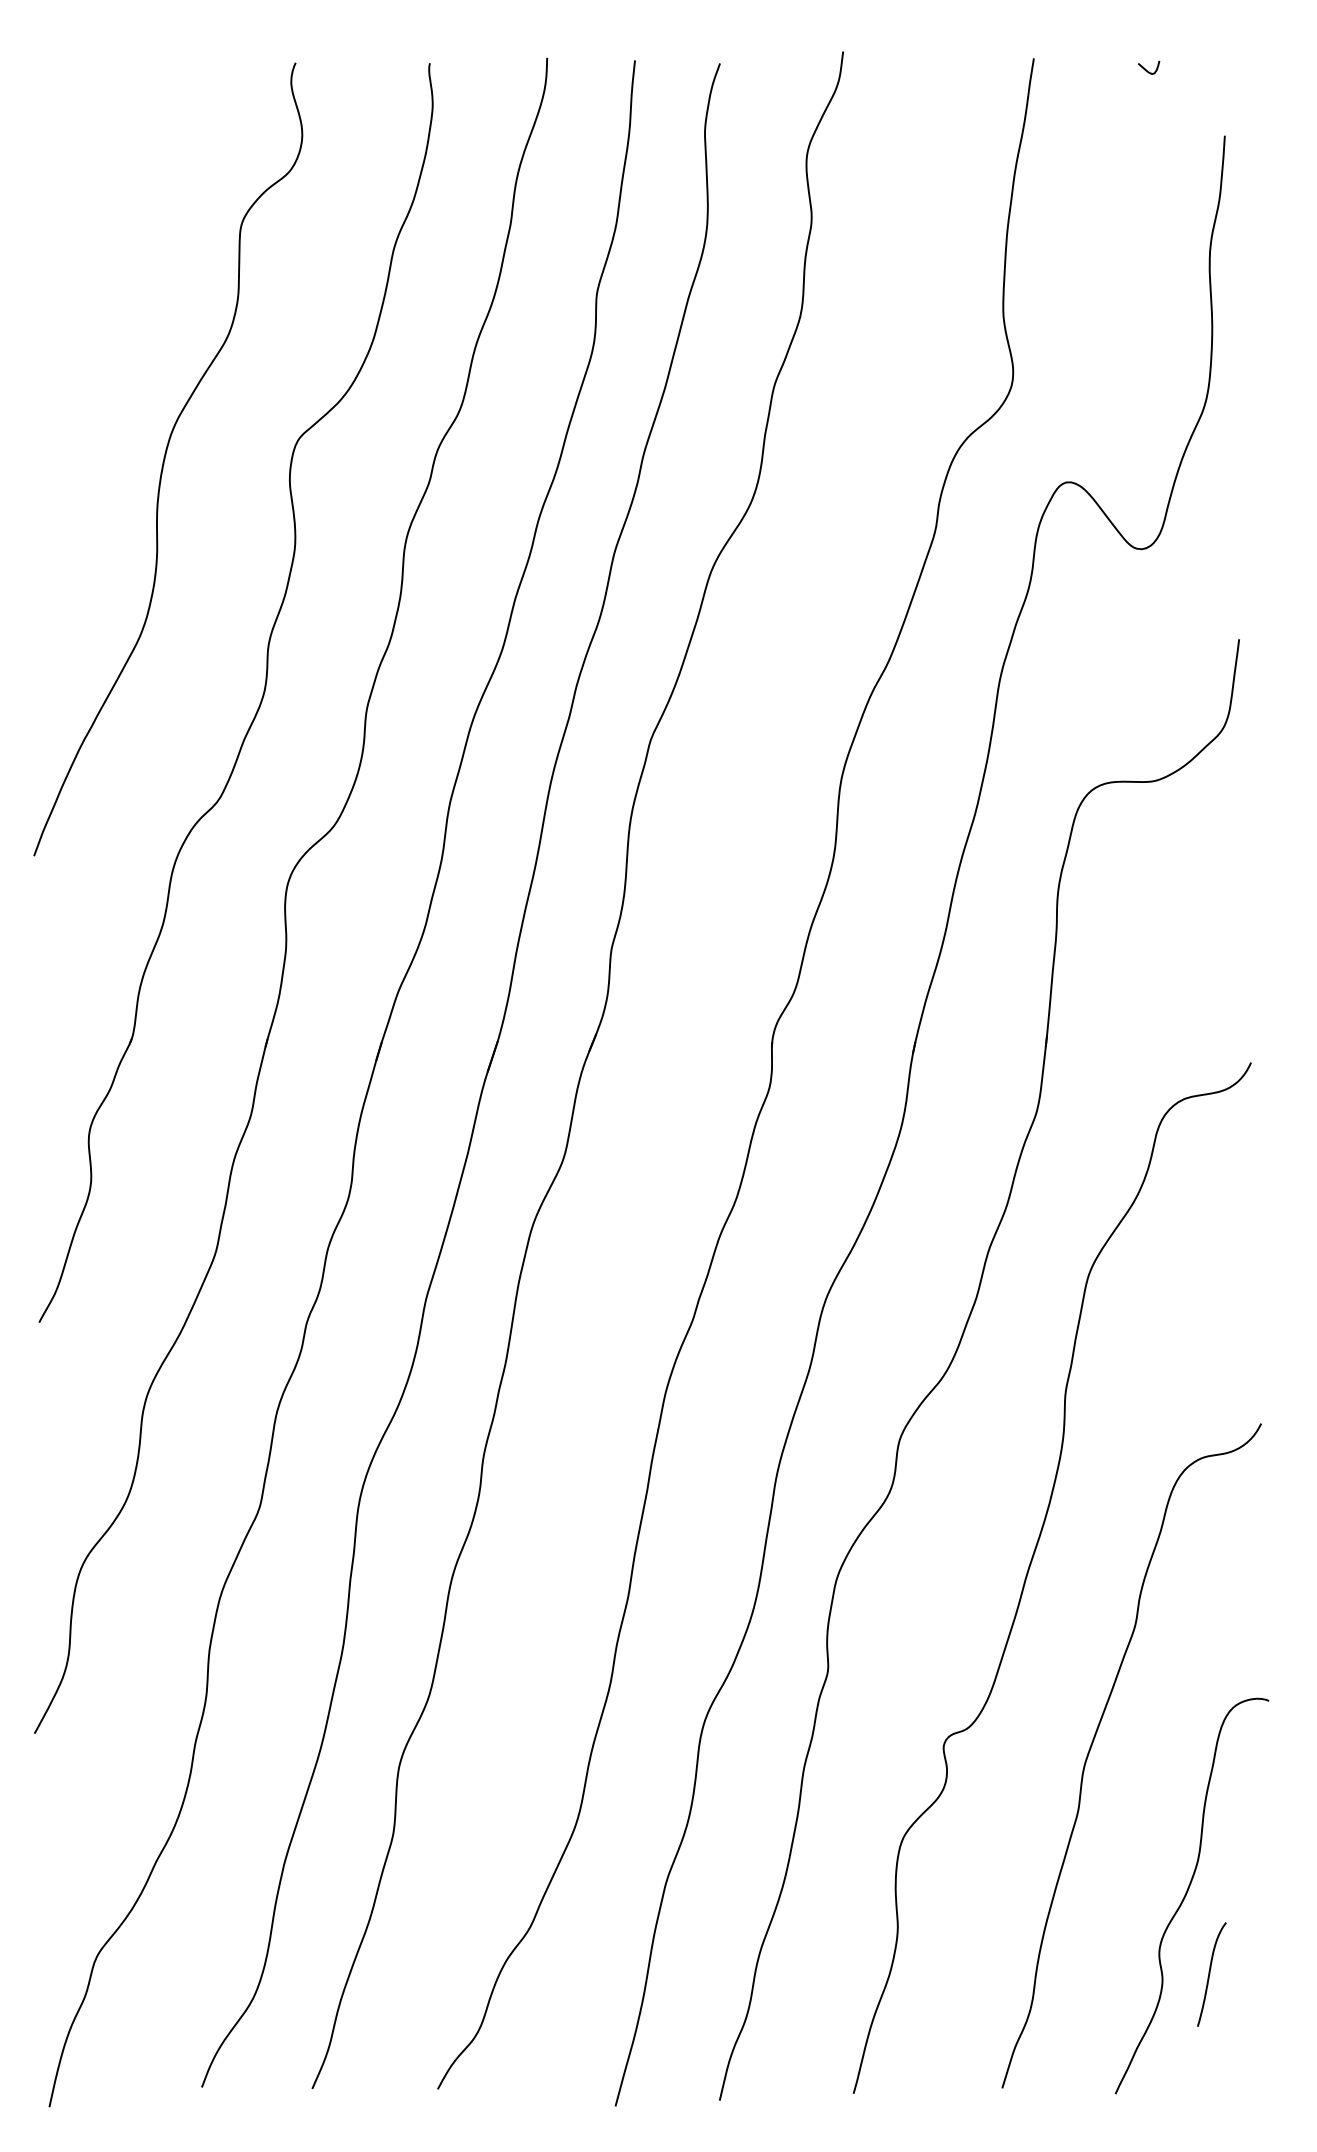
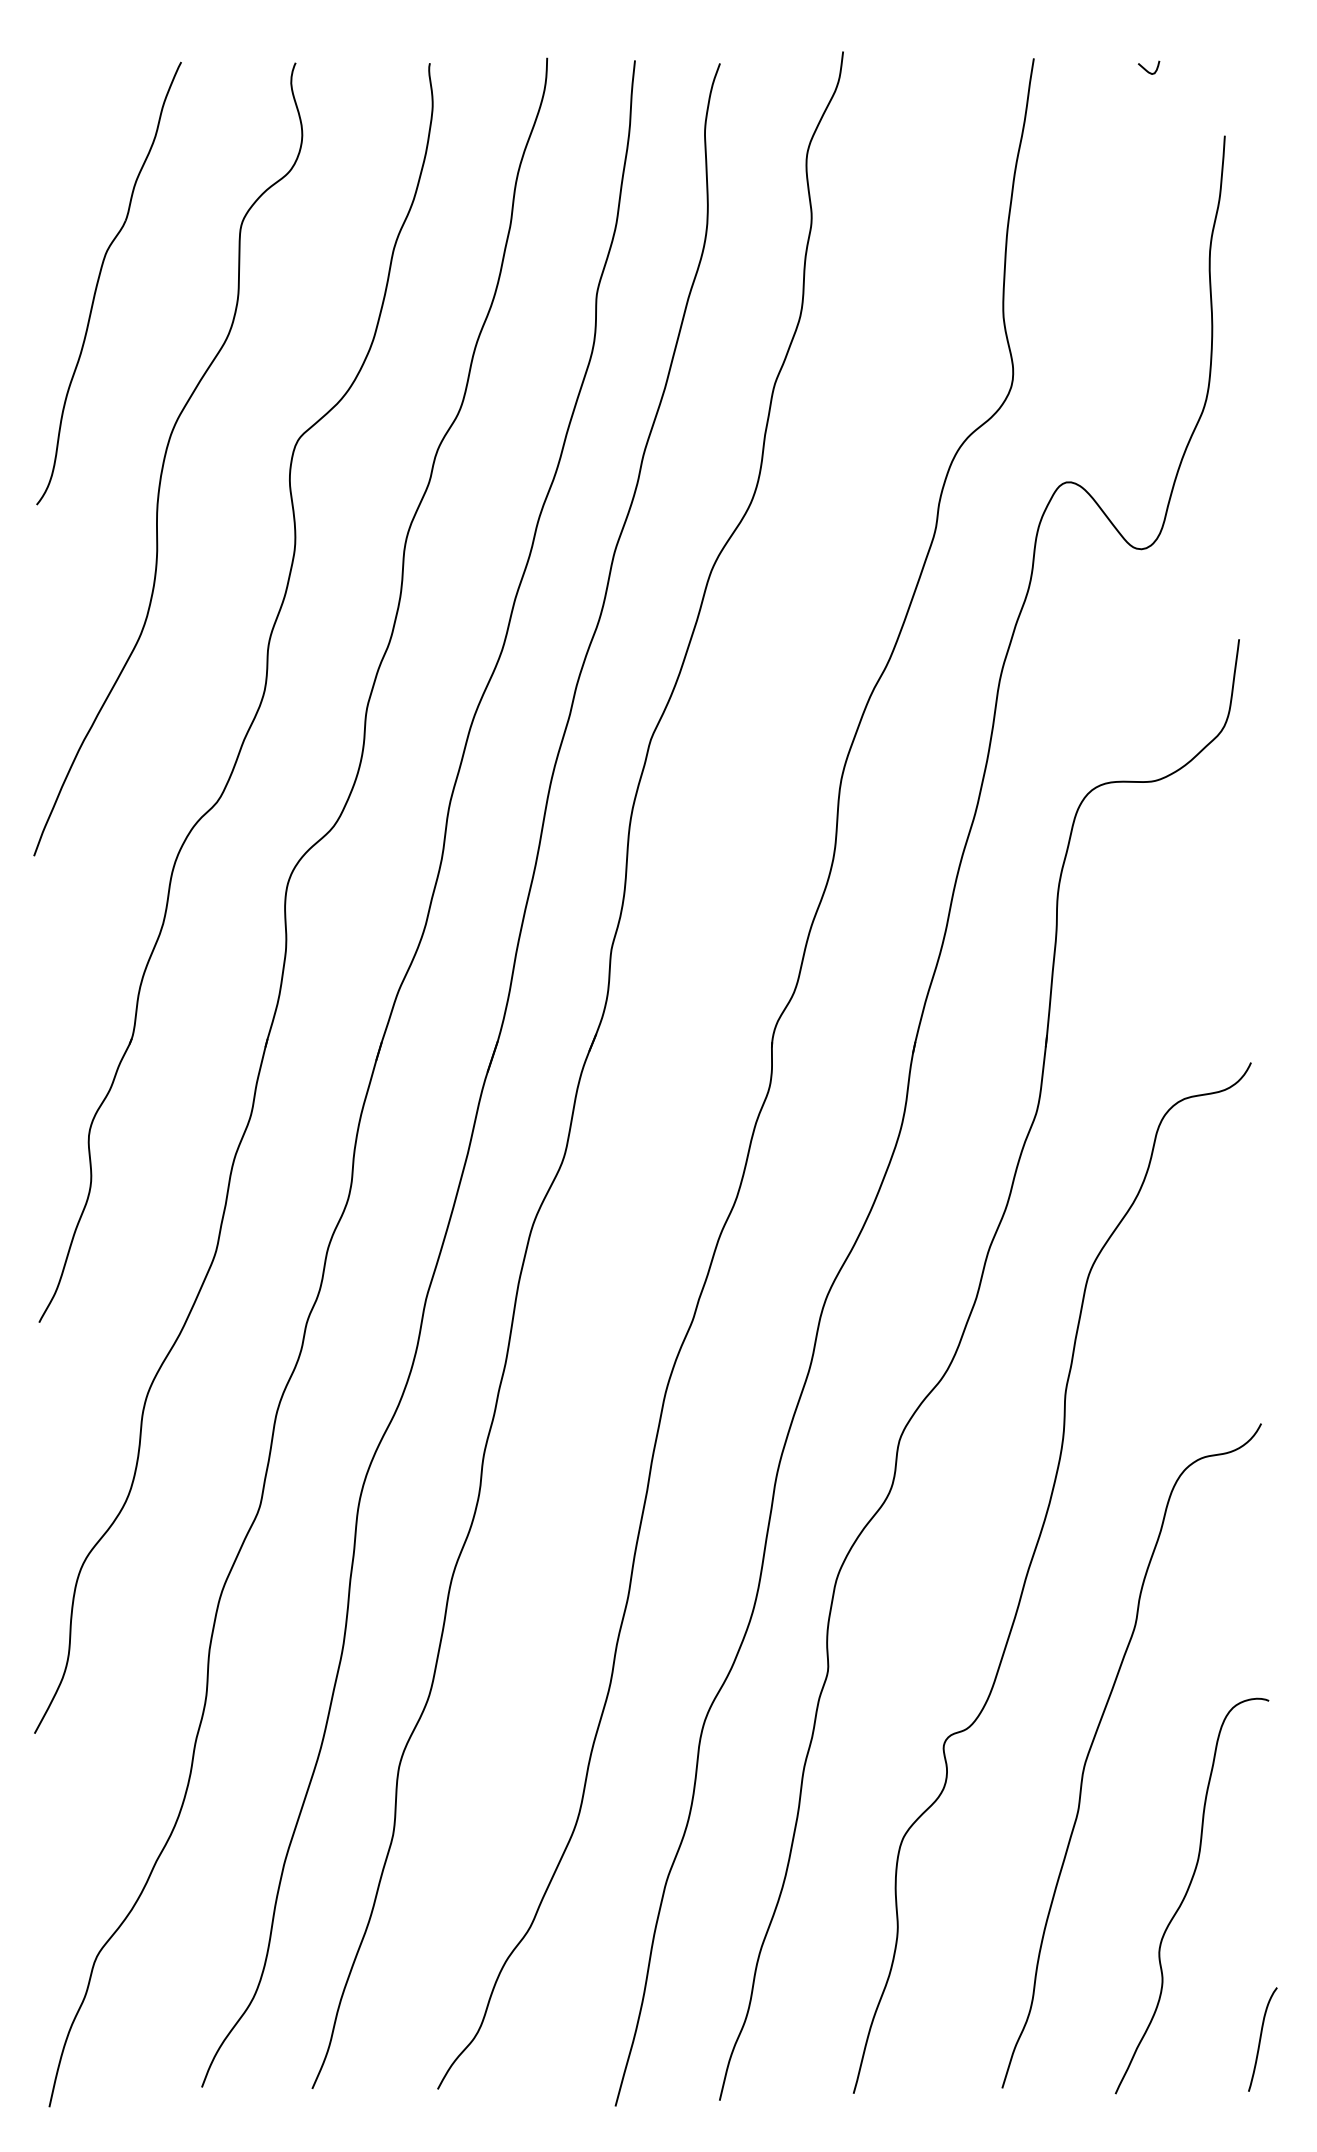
part: none -> present (99, 280)
curve position: (1210, 1974) -> (1261, 2039) (1261, 2039)
